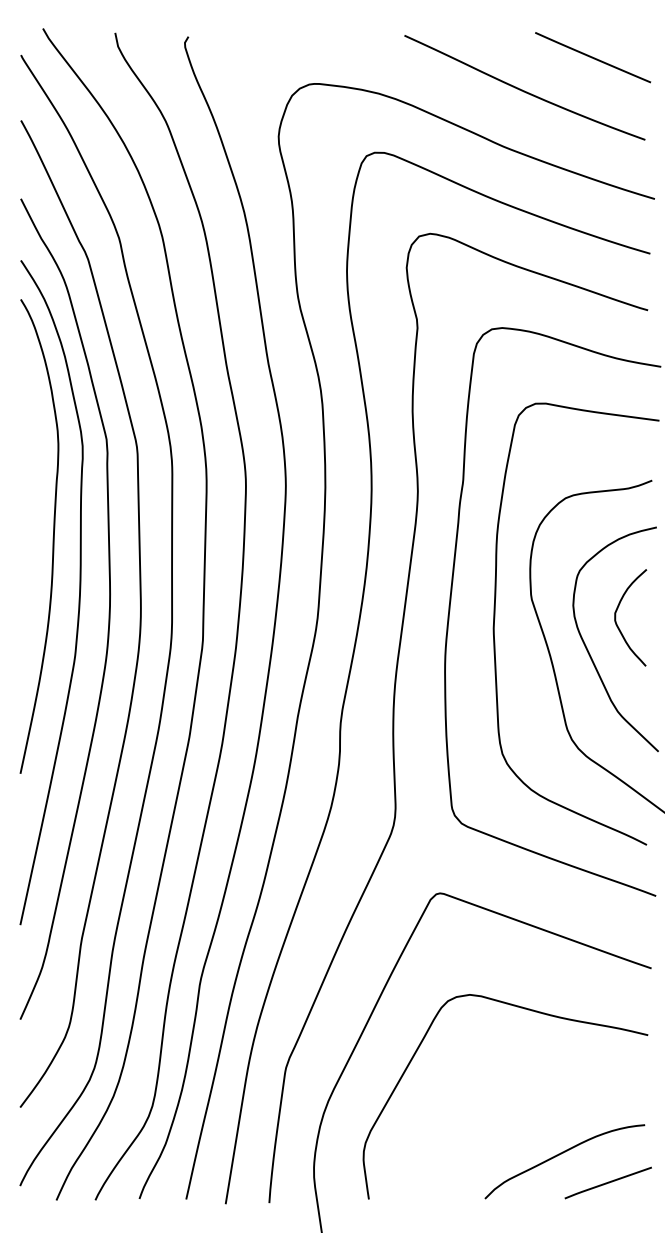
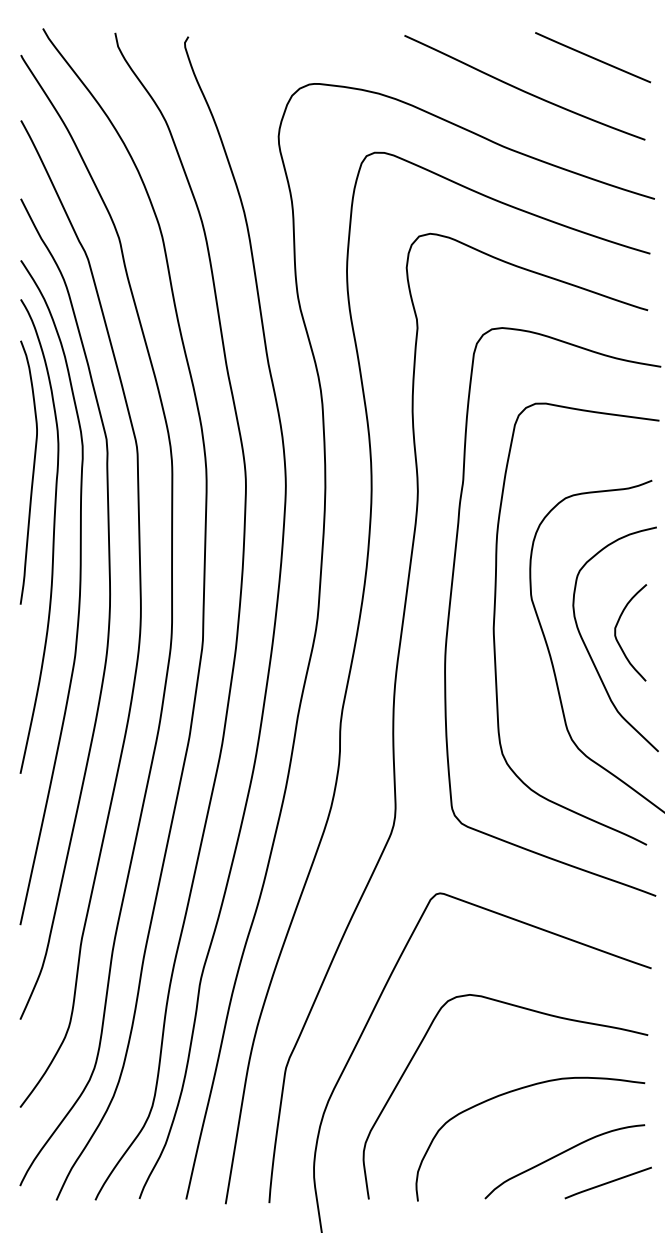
curve: none -> present (32, 472)
curve position: (616, 617) -> (616, 632) (616, 632)
curve: none -> present (515, 1091)
